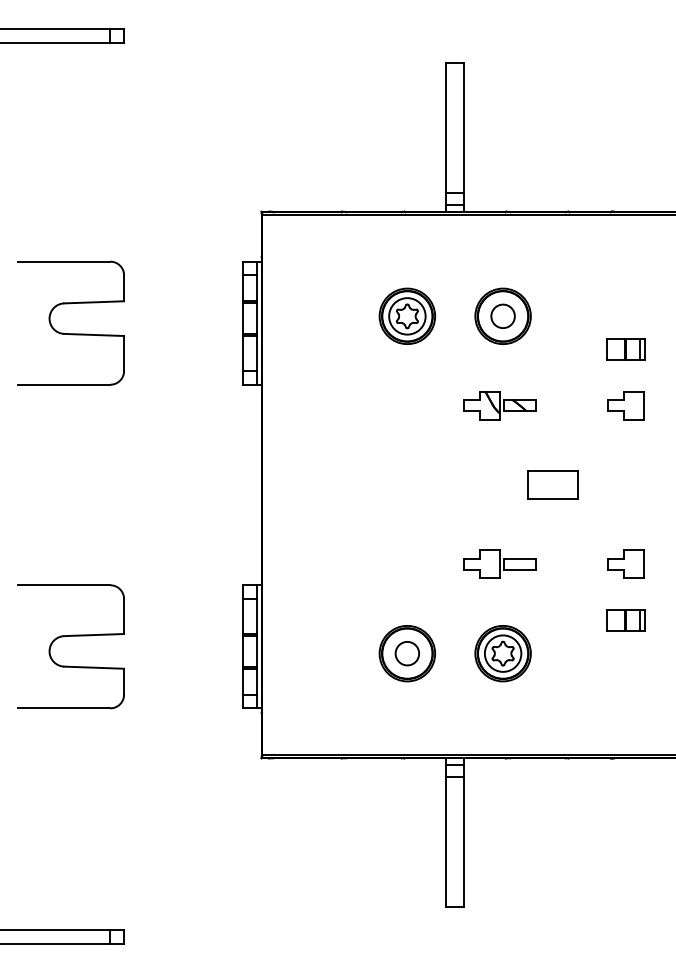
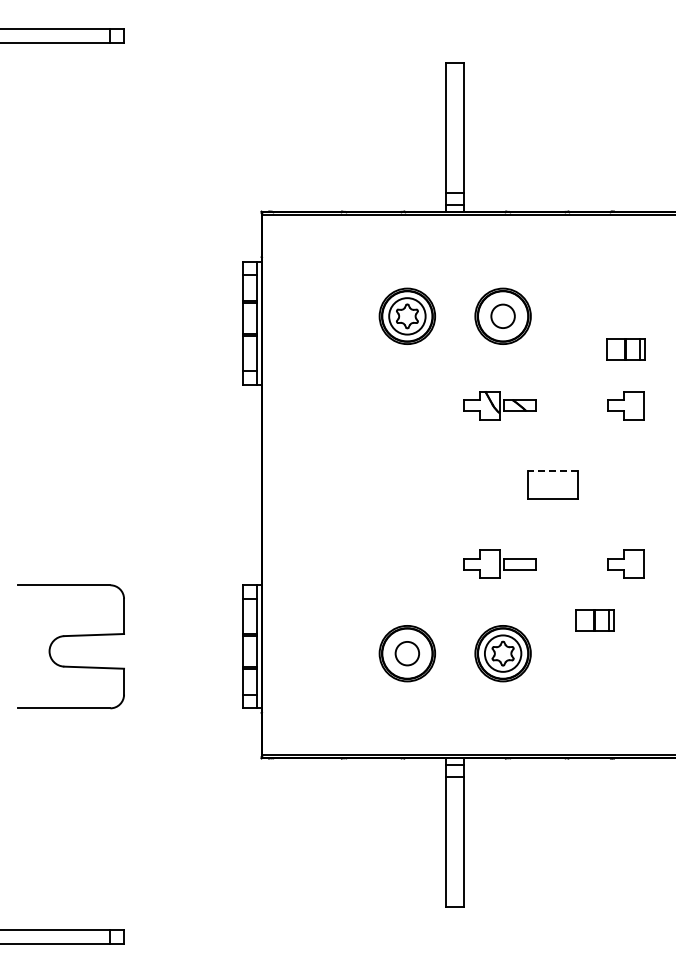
part: present -> none (70, 333)
line: solid -> dashed (552, 471)
part position: (625, 620) -> (594, 620) (594, 620)
